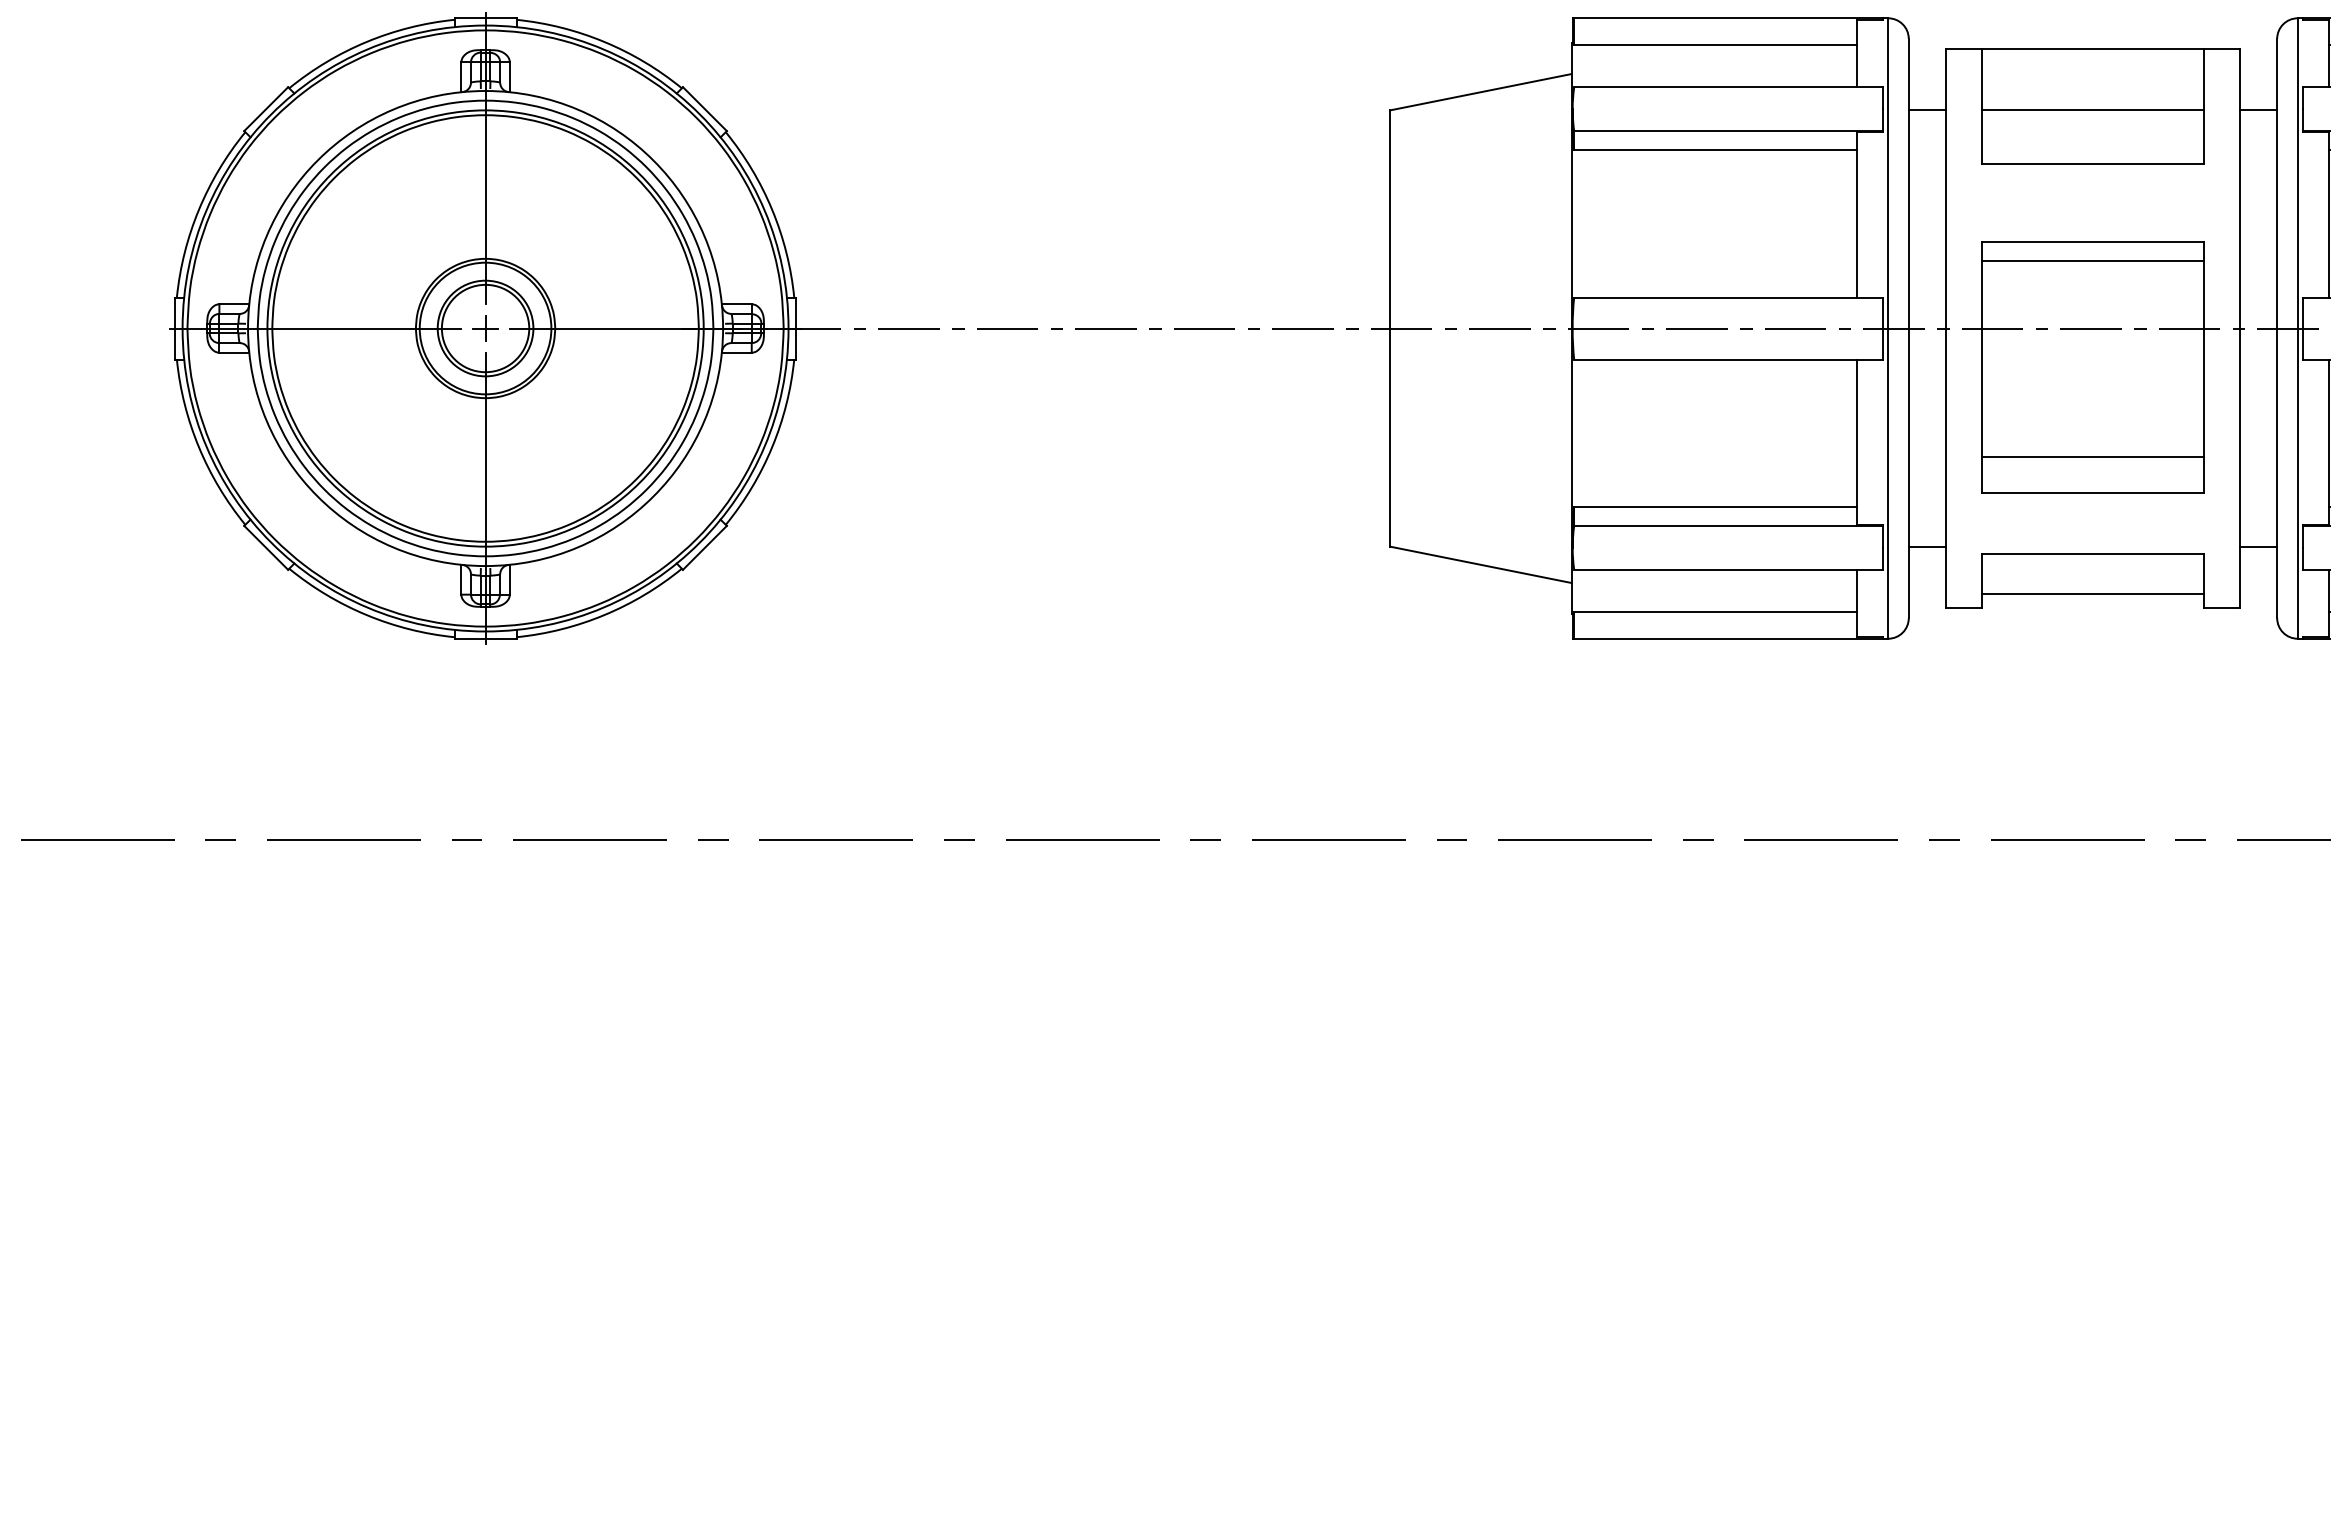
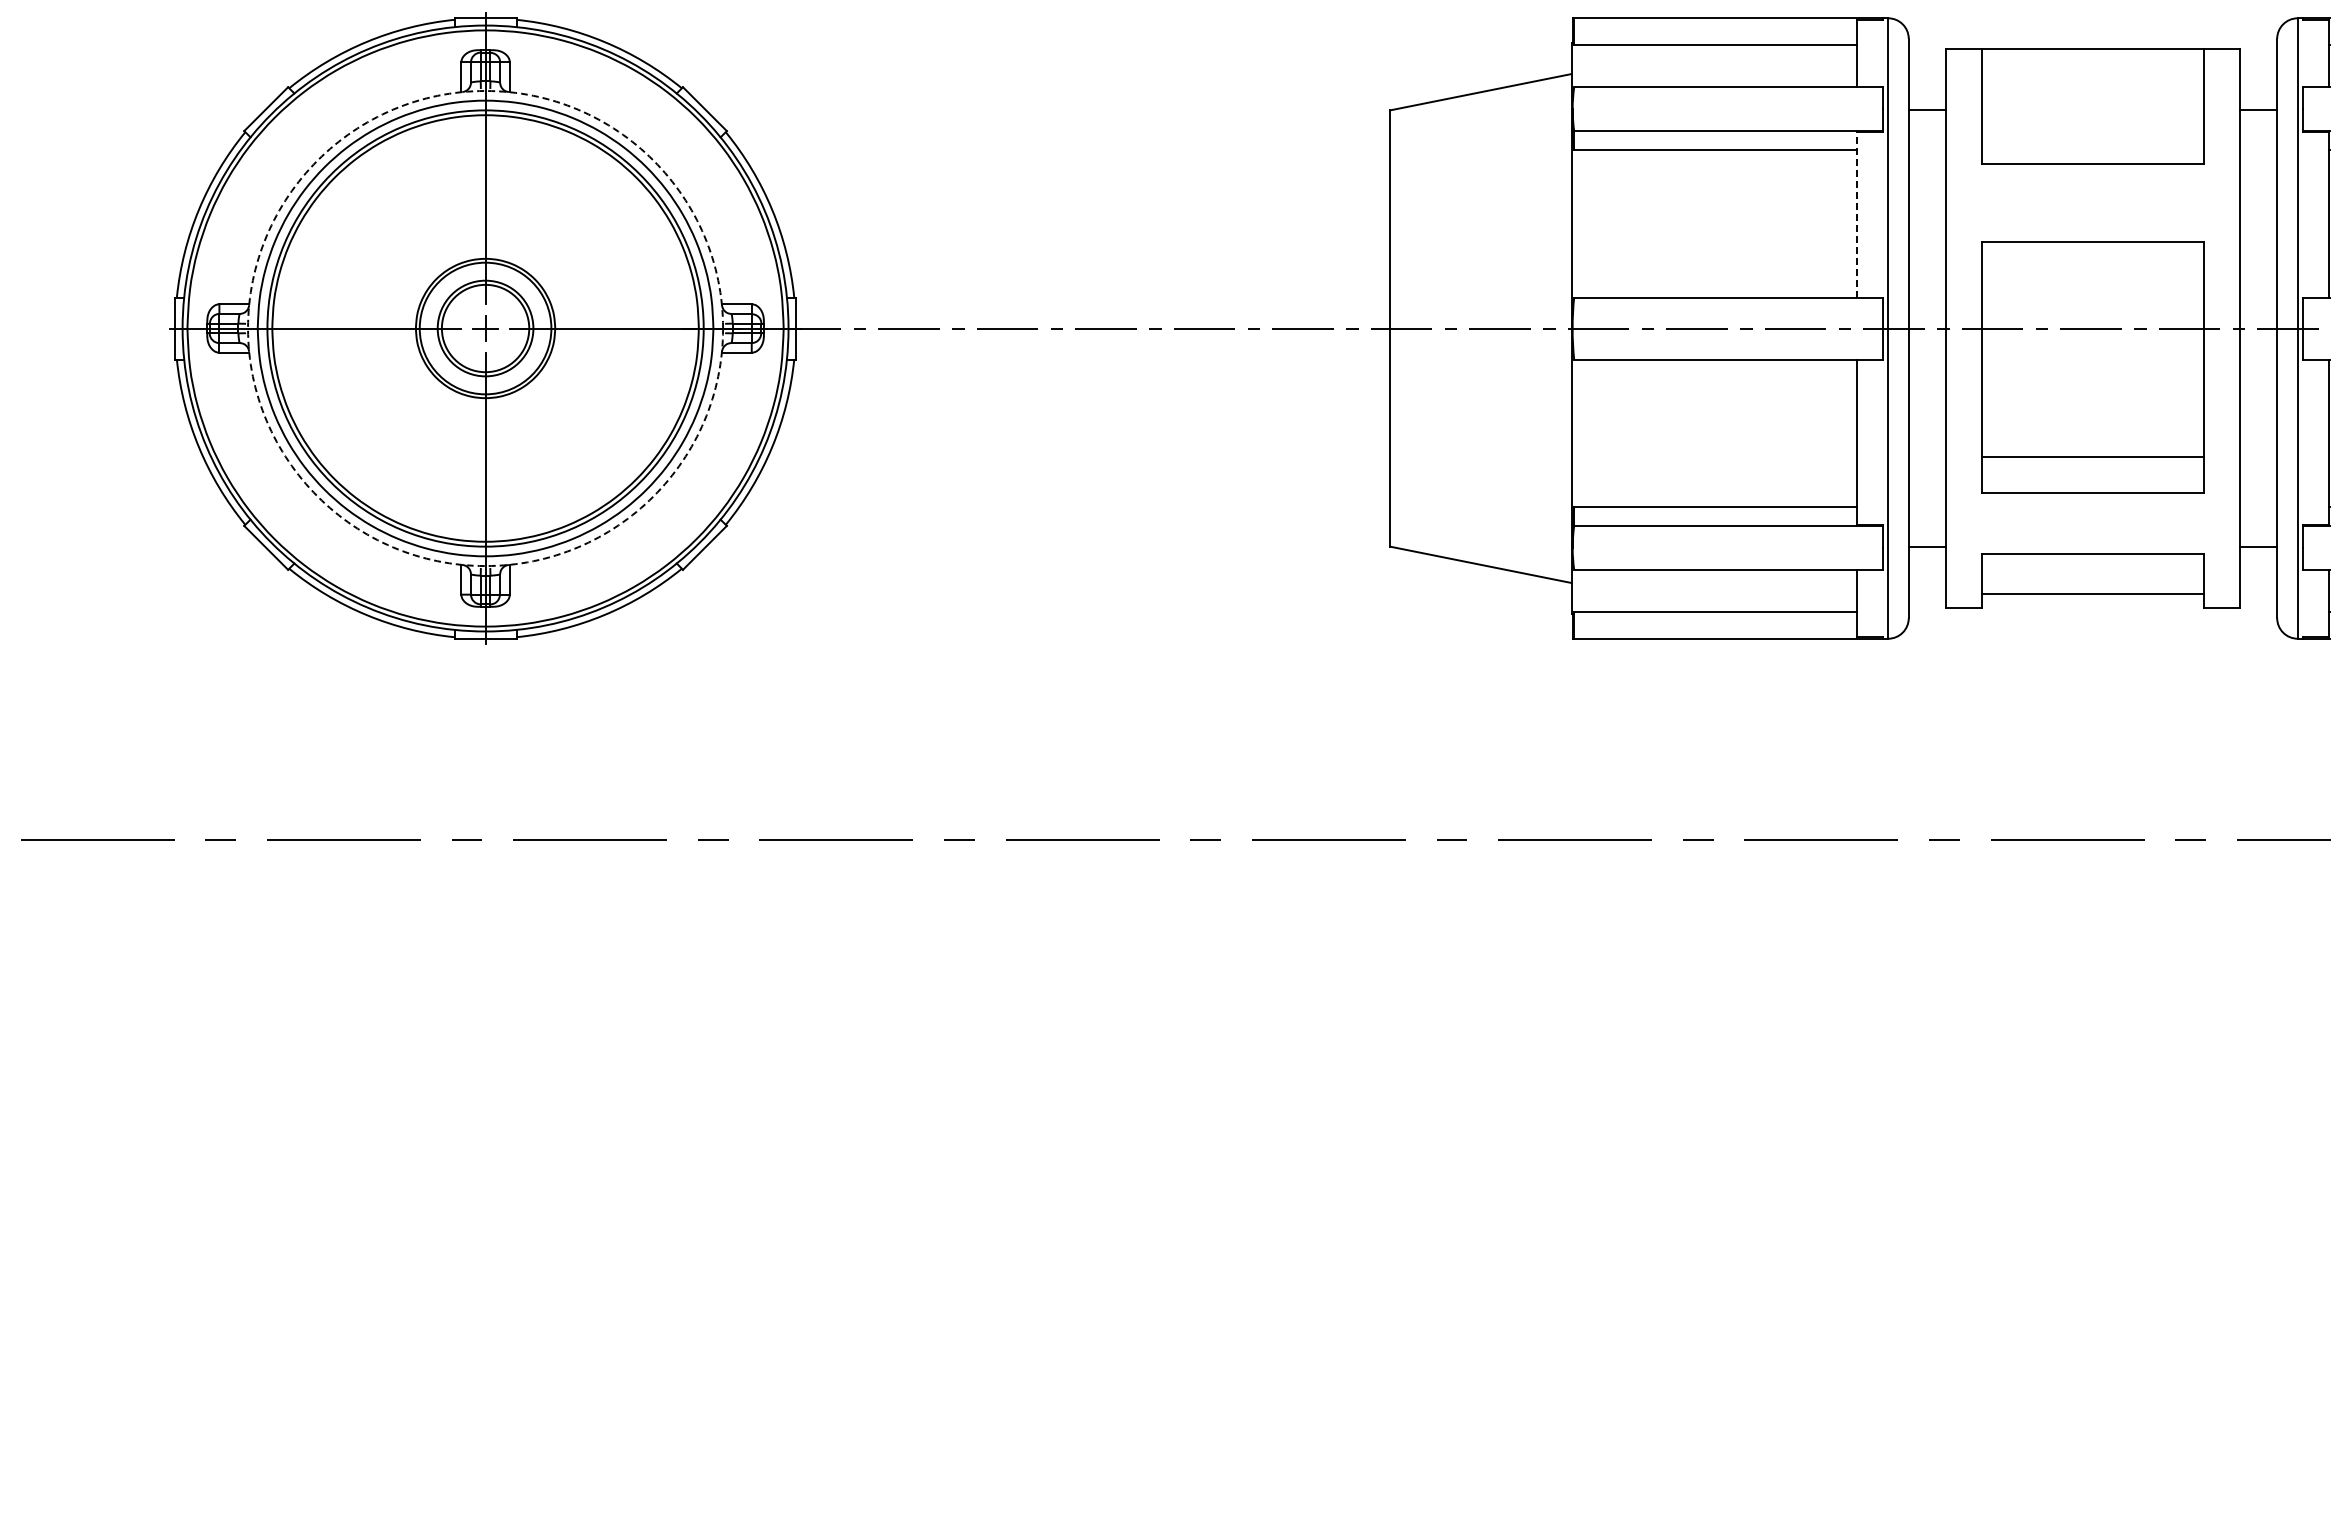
line: present -> none (2092, 110)
line: solid -> dashed (1856, 214)
line: present -> none (2092, 261)
circle: solid -> dashed (485, 328)
